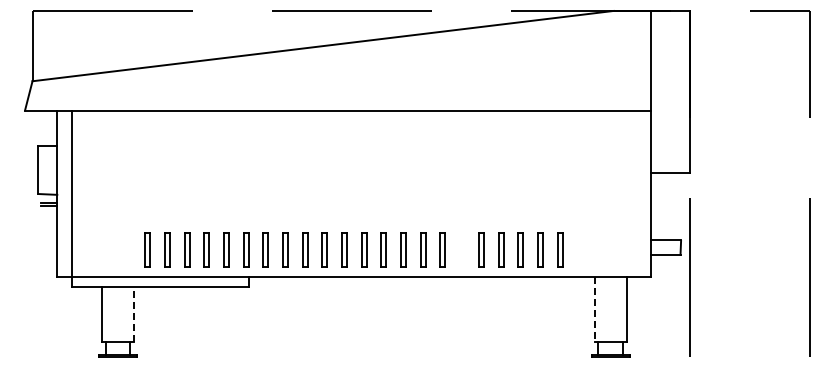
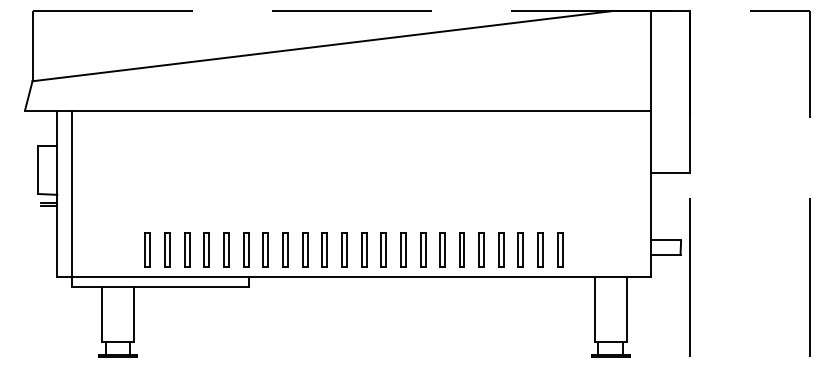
part: none -> present (461, 249)
line: dashed -> solid (594, 310)
line: dashed -> solid (134, 314)
